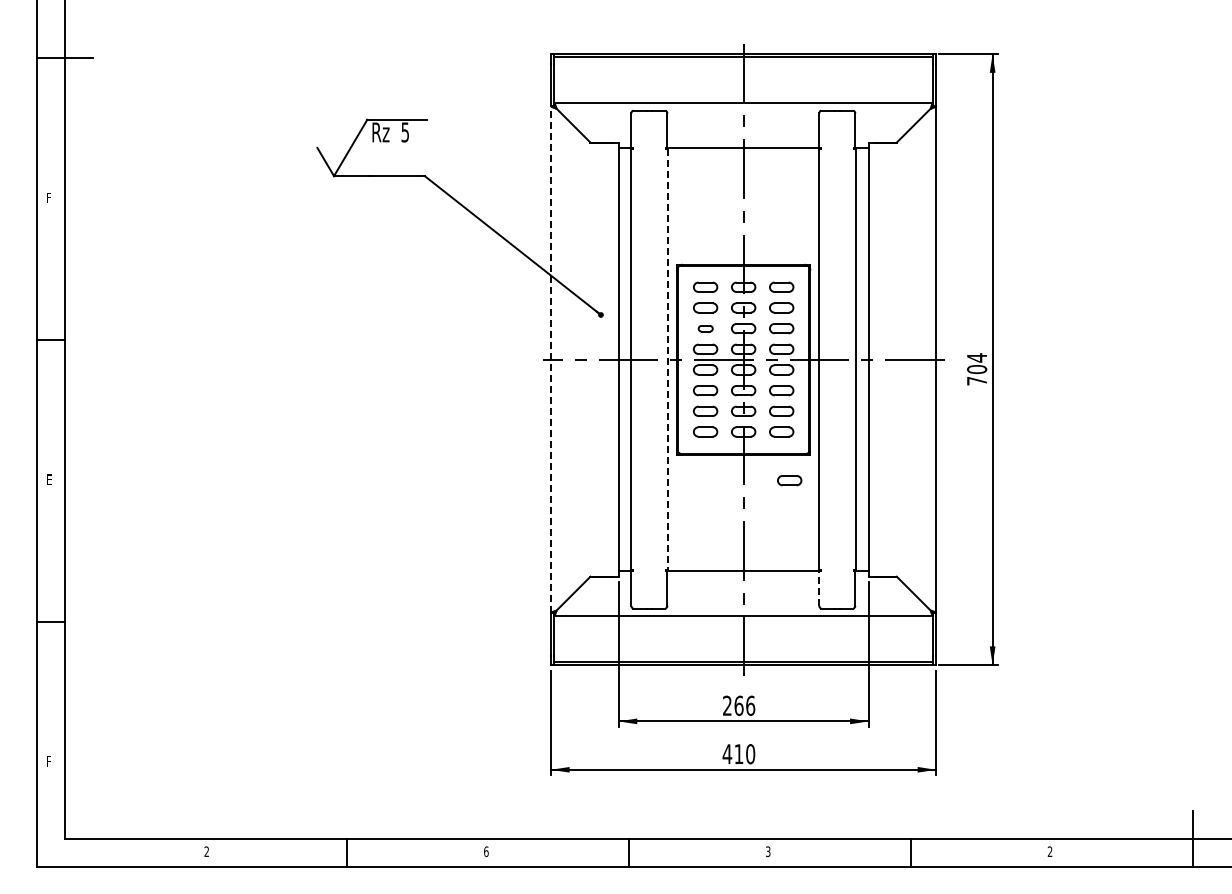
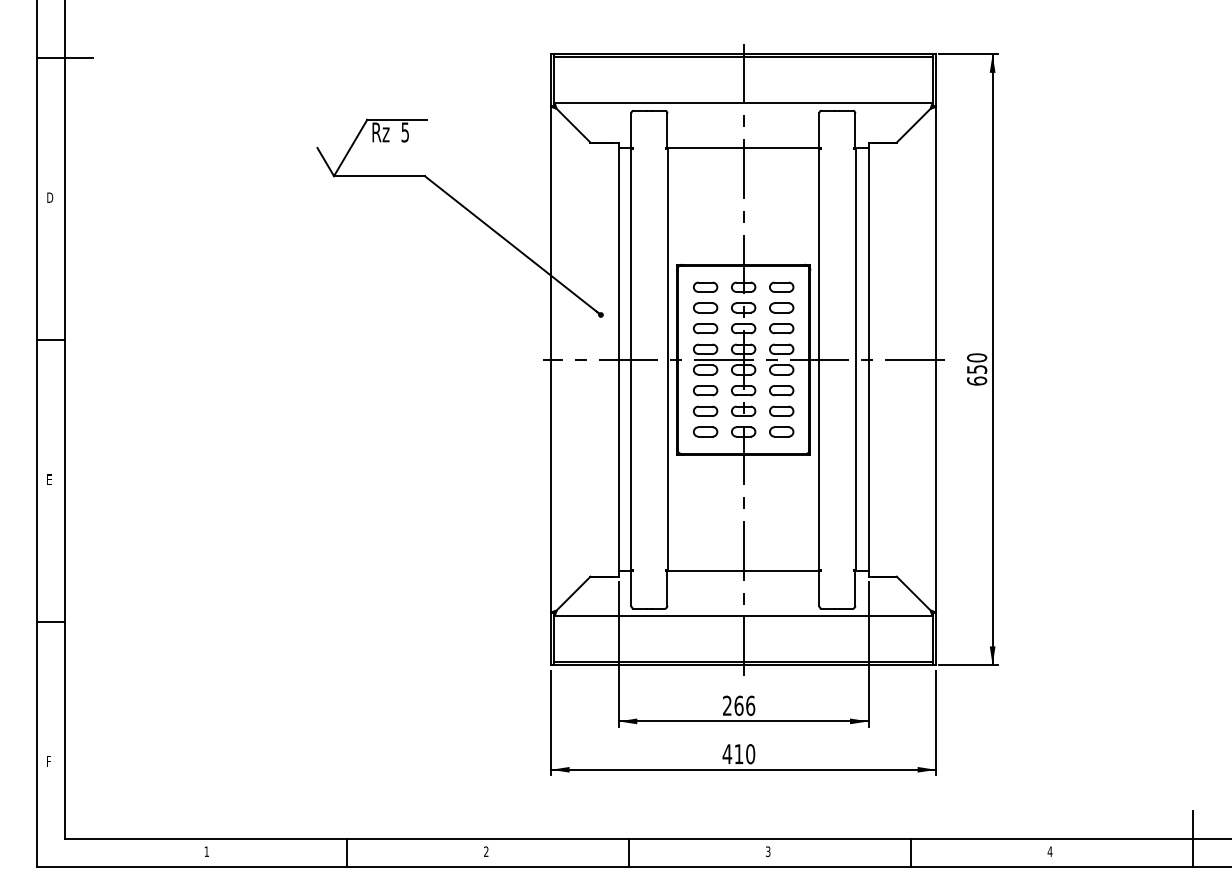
text: F -> D (50, 197)
part size: 17x8 px -> 26x12 px (705, 328)
line: dashed -> solid (551, 359)
line: dashed -> solid (667, 360)
text: 704 -> 650 (977, 369)
part: present -> none (789, 480)
line: dashed -> solid (819, 587)
text: 2 -> 1 (206, 851)
text: 6 -> 2 (486, 851)
text: 2 -> 4 (1049, 851)
